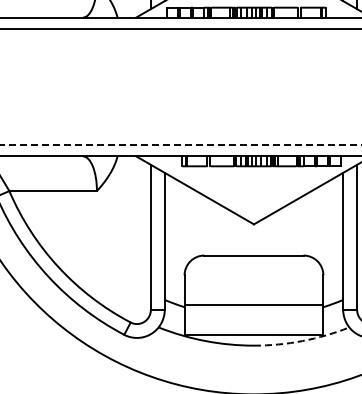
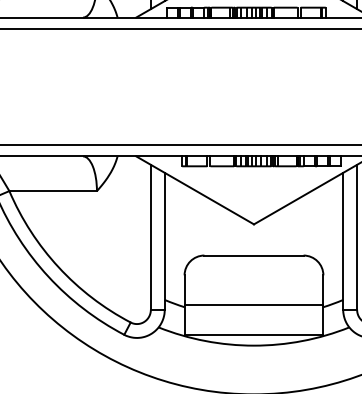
line: dashed -> solid (181, 145)
arc: dashed -> solid (302, 341)
